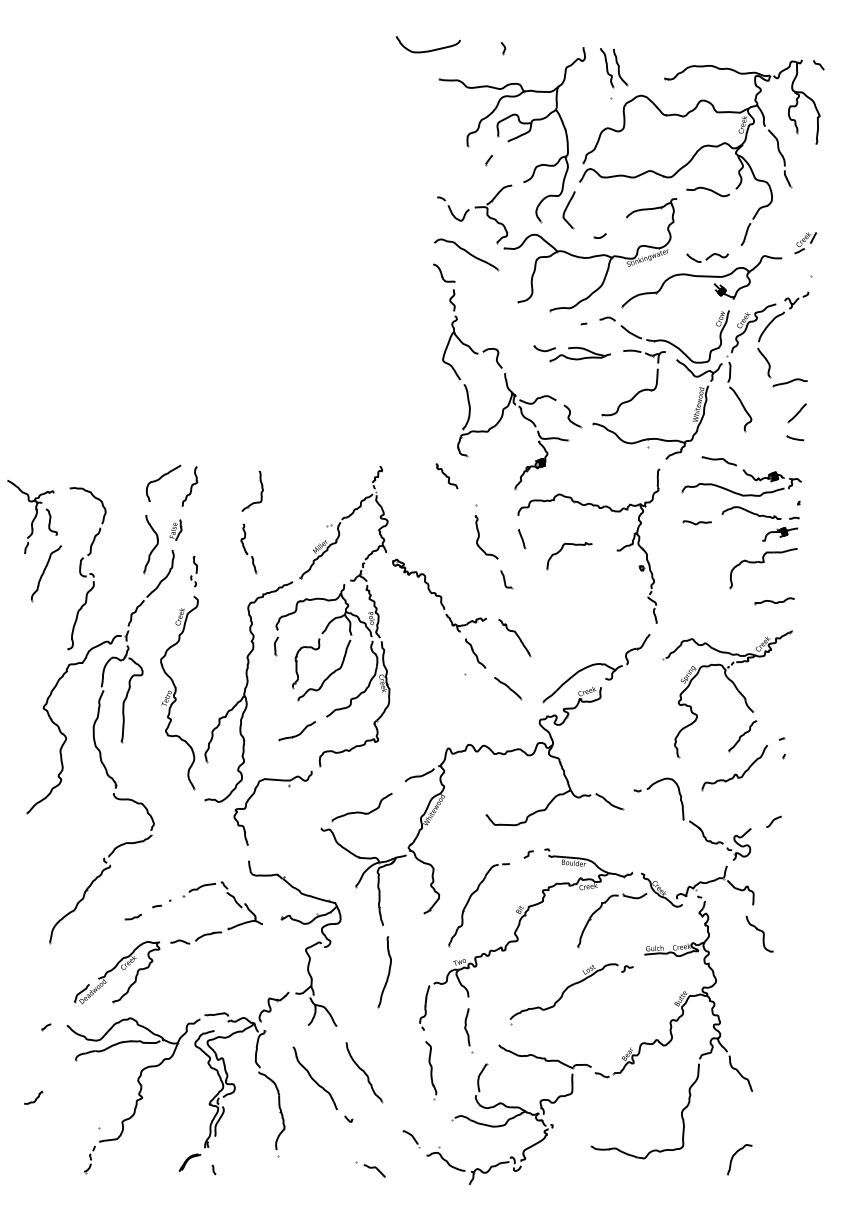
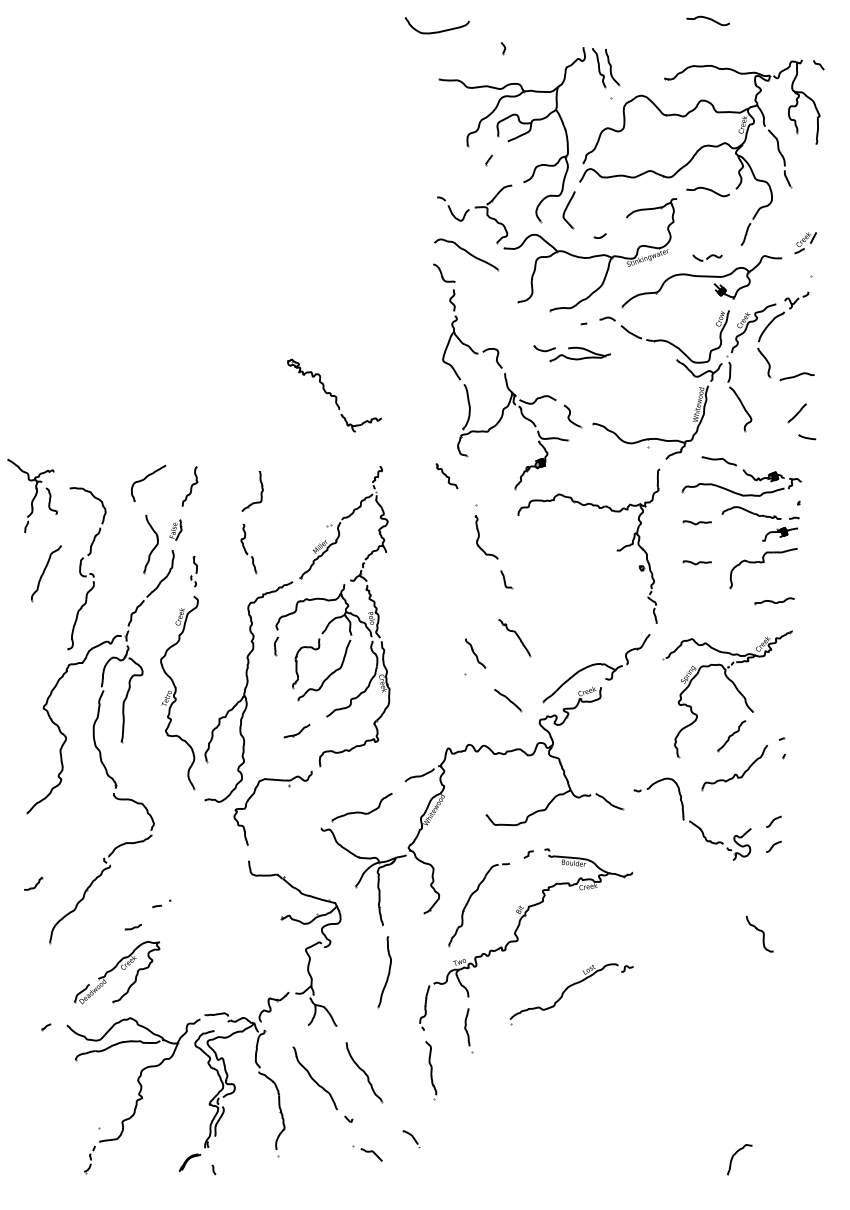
curve: none -> present (707, 19)
curve position: (427, 50) -> (436, 31) (436, 31)
part position: (614, 68) -> (606, 68) (606, 68)
part size: 43x10 px -> 31x8 px (707, 257)
part position: (789, 382) -> (796, 376) (796, 376)
part: present -> none (638, 391)
line position: (795, 438) -> (807, 437) (807, 437)
curve position: (160, 479) -> (145, 479) (145, 479)
part position: (32, 517) -> (32, 496) (32, 496)
line: present -> none (522, 539)
part: present -> none (562, 549)
part: none -> present (696, 562)
part position: (439, 595) -> (334, 395) (334, 395)
part position: (508, 688) -> (508, 700) (508, 700)
part size: 38x21 px -> 28x15 px (296, 731)
part position: (742, 736) -> (731, 736) (731, 736)
curve: none -> present (773, 846)
line position: (132, 917) -> (132, 927) (132, 927)
part: present -> none (216, 931)
part: present -> none (588, 1064)
part position: (33, 1097) -> (33, 883) (33, 883)
part position: (370, 1169) -> (367, 1153) (367, 1153)
